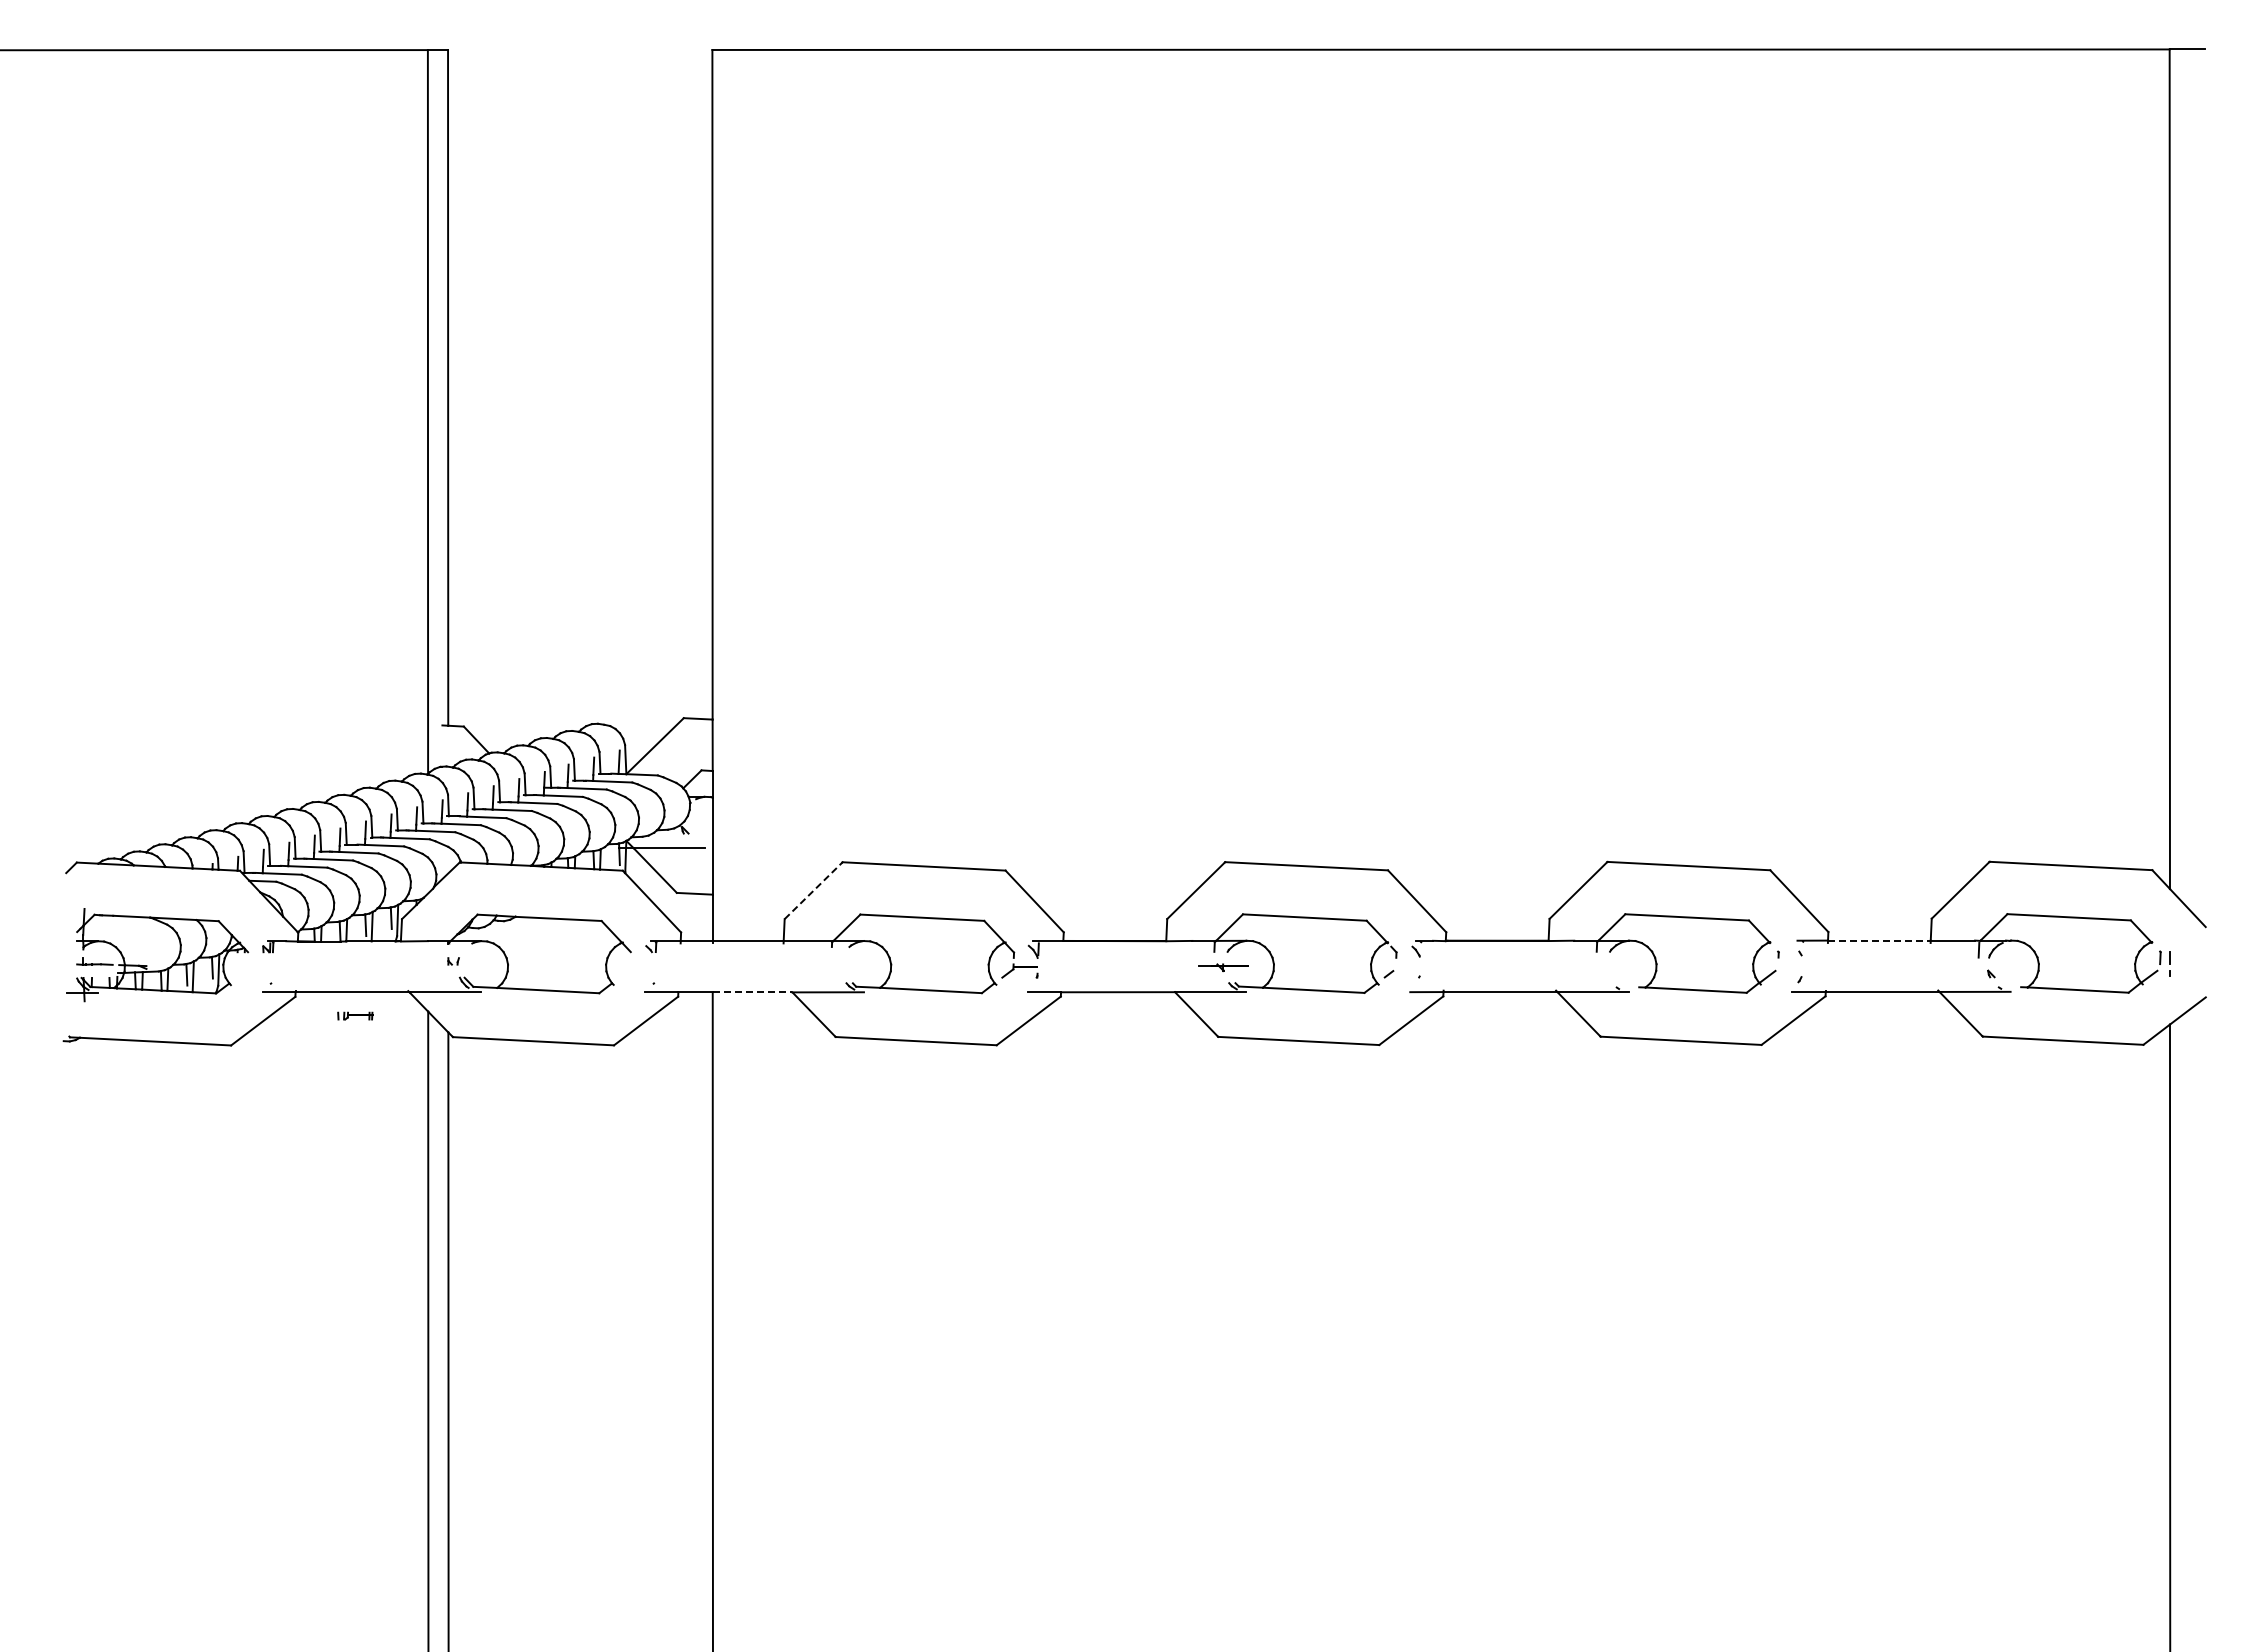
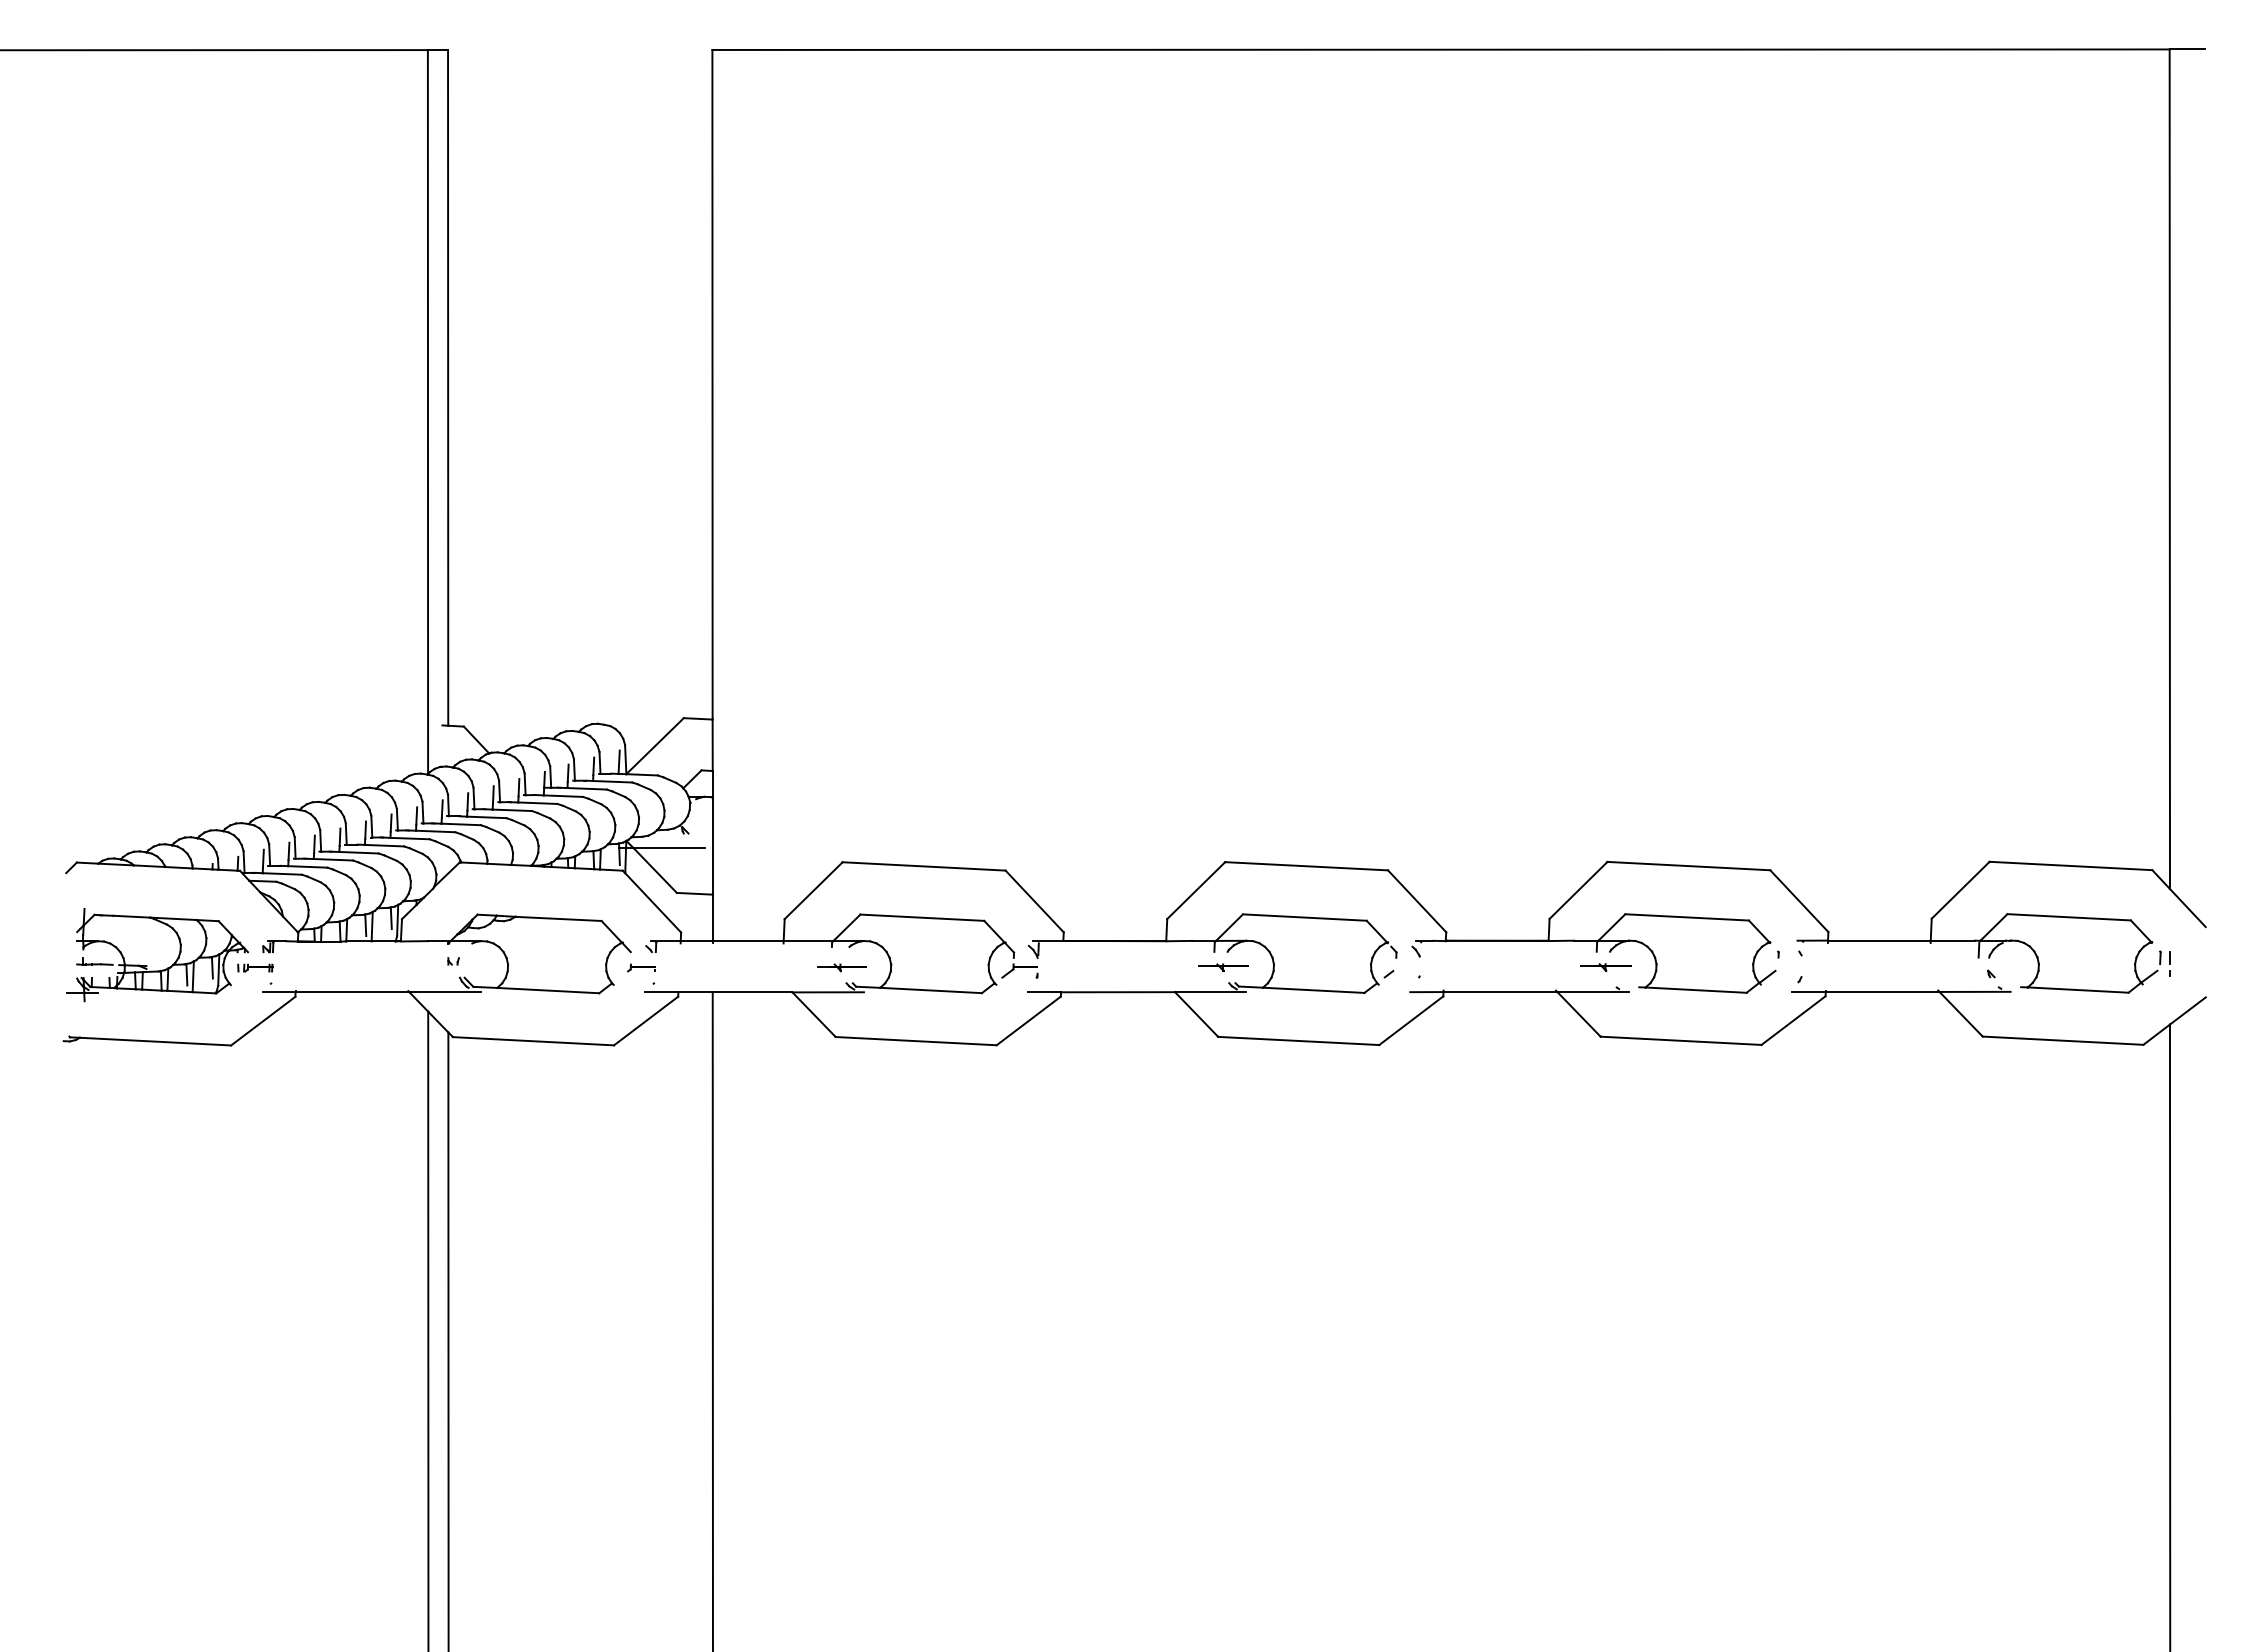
line: dashed -> solid (813, 890)
line: dashed -> solid (1879, 940)
part: none -> present (641, 967)
part: none -> present (841, 967)
part: none -> present (1605, 967)
line: dashed -> solid (752, 992)
part position: (355, 1015) -> (255, 967) (255, 967)
